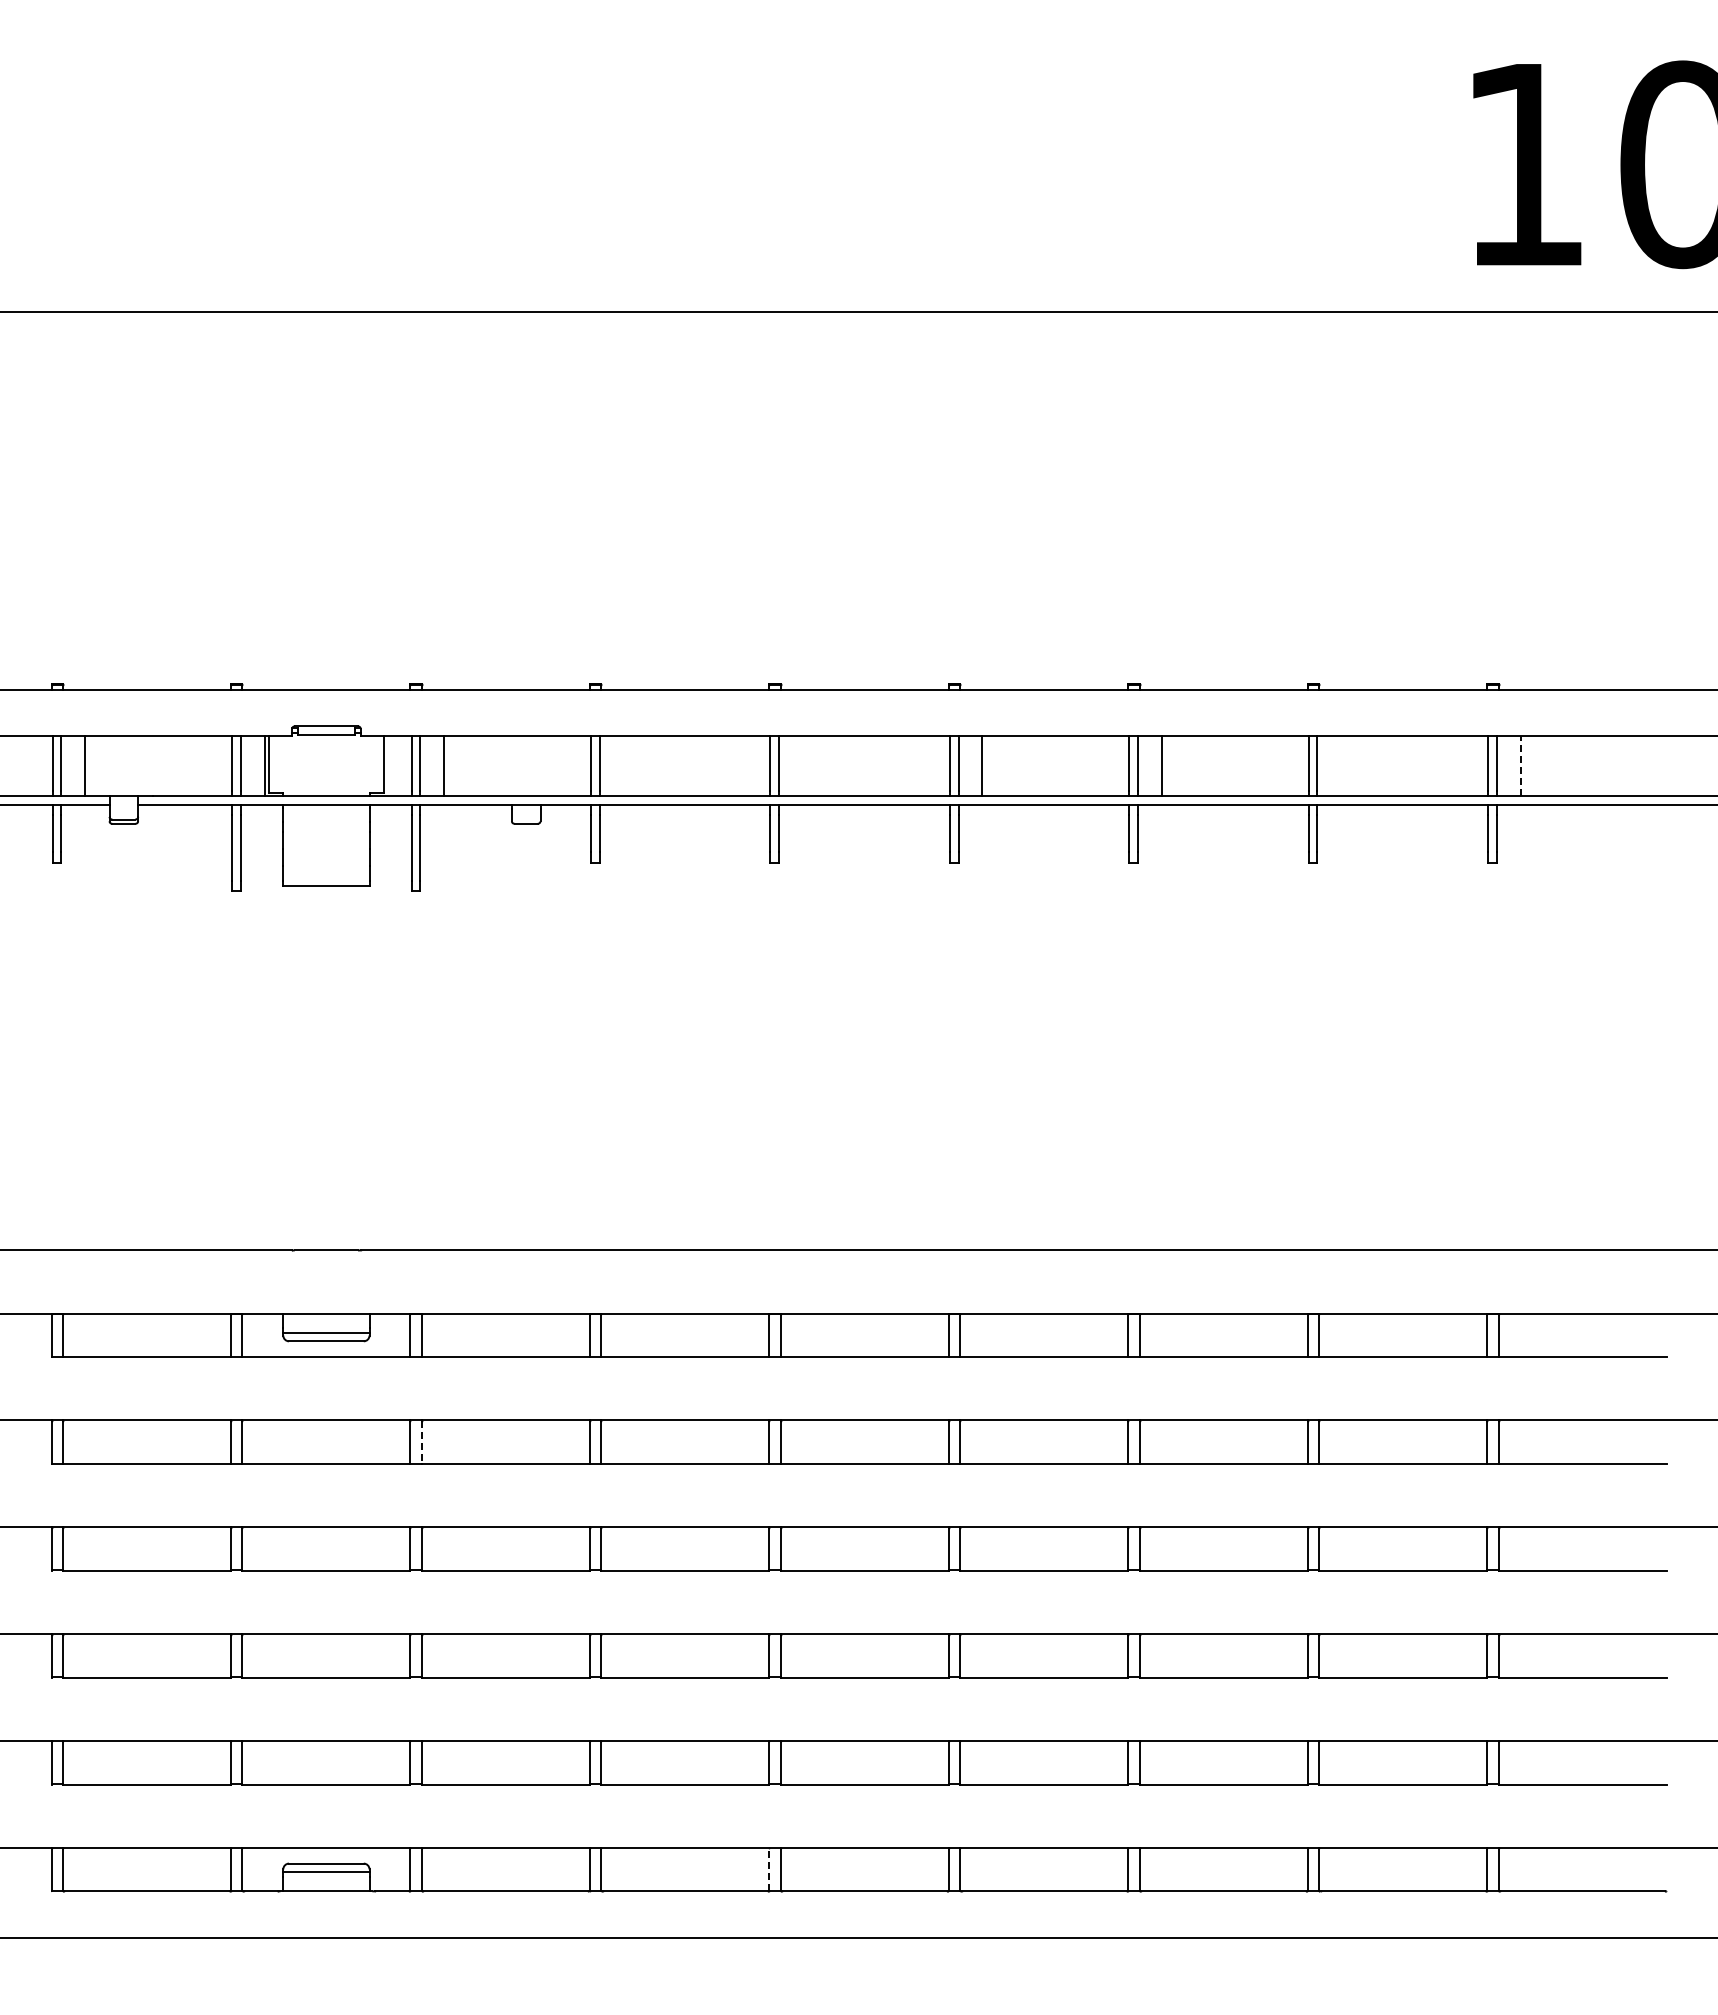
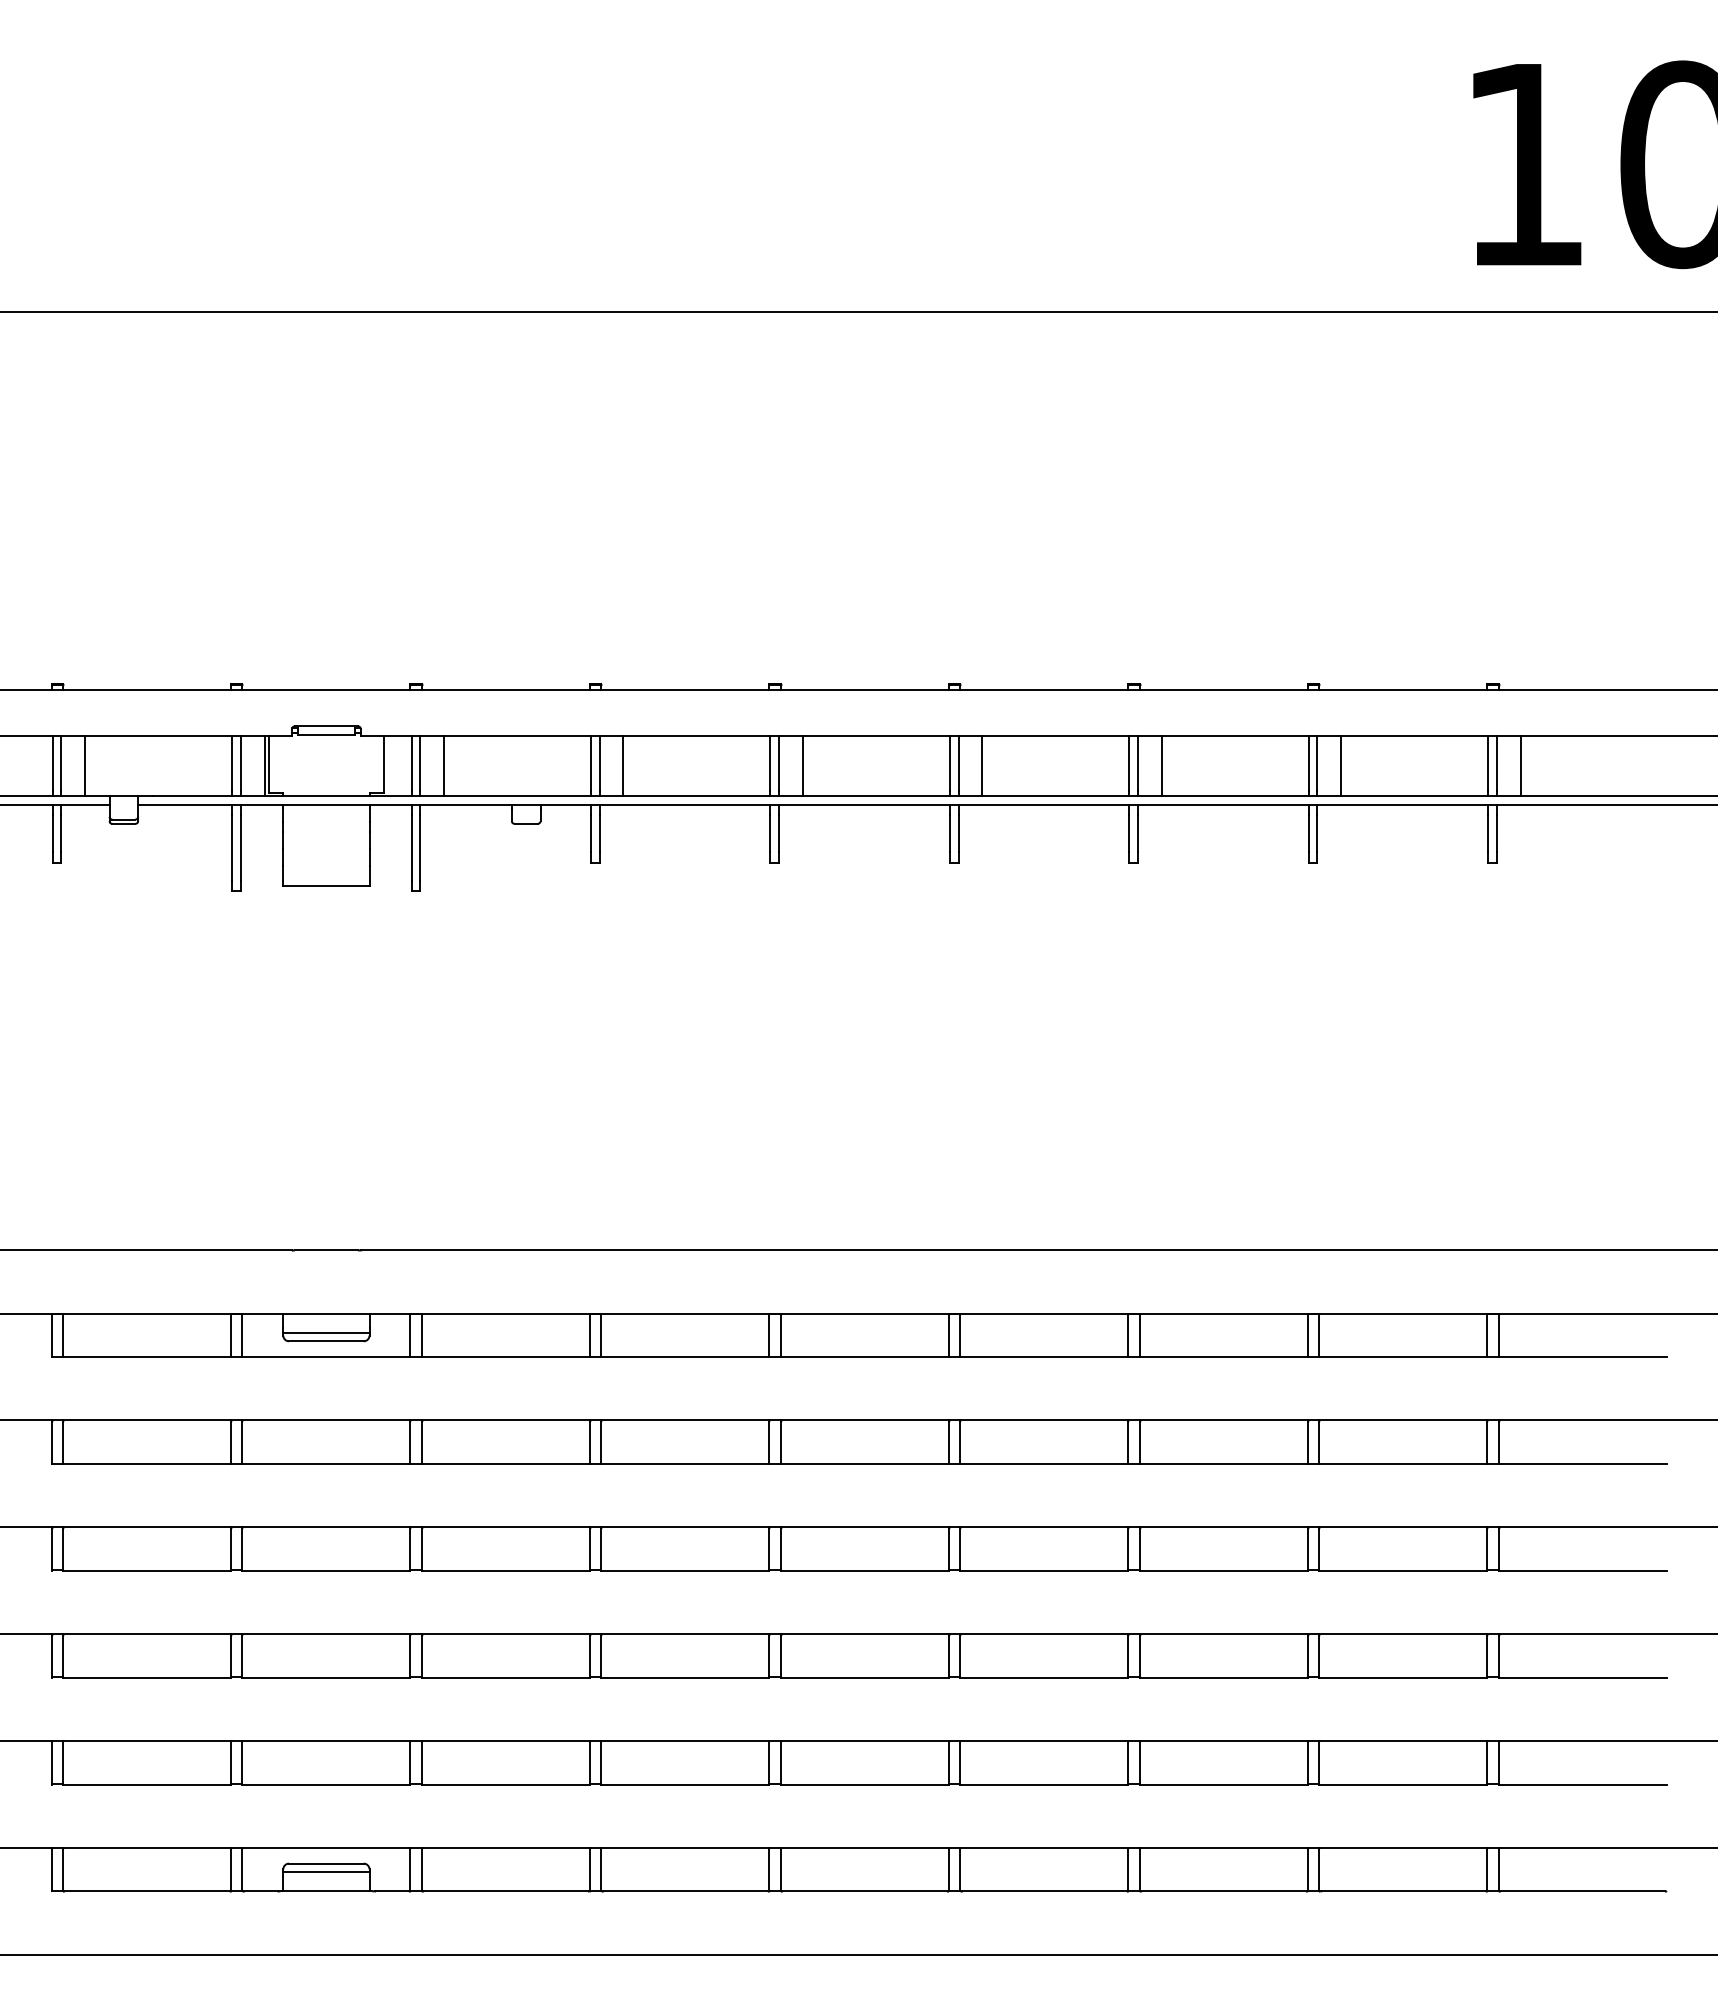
line: dashed -> solid (1520, 765)
line: none -> present (623, 766)
line: none -> present (802, 766)
line: none -> present (1341, 766)
line: dashed -> solid (421, 1442)
line: dashed -> solid (769, 1869)
line position: (858, 1937) -> (858, 1954) (858, 1954)
